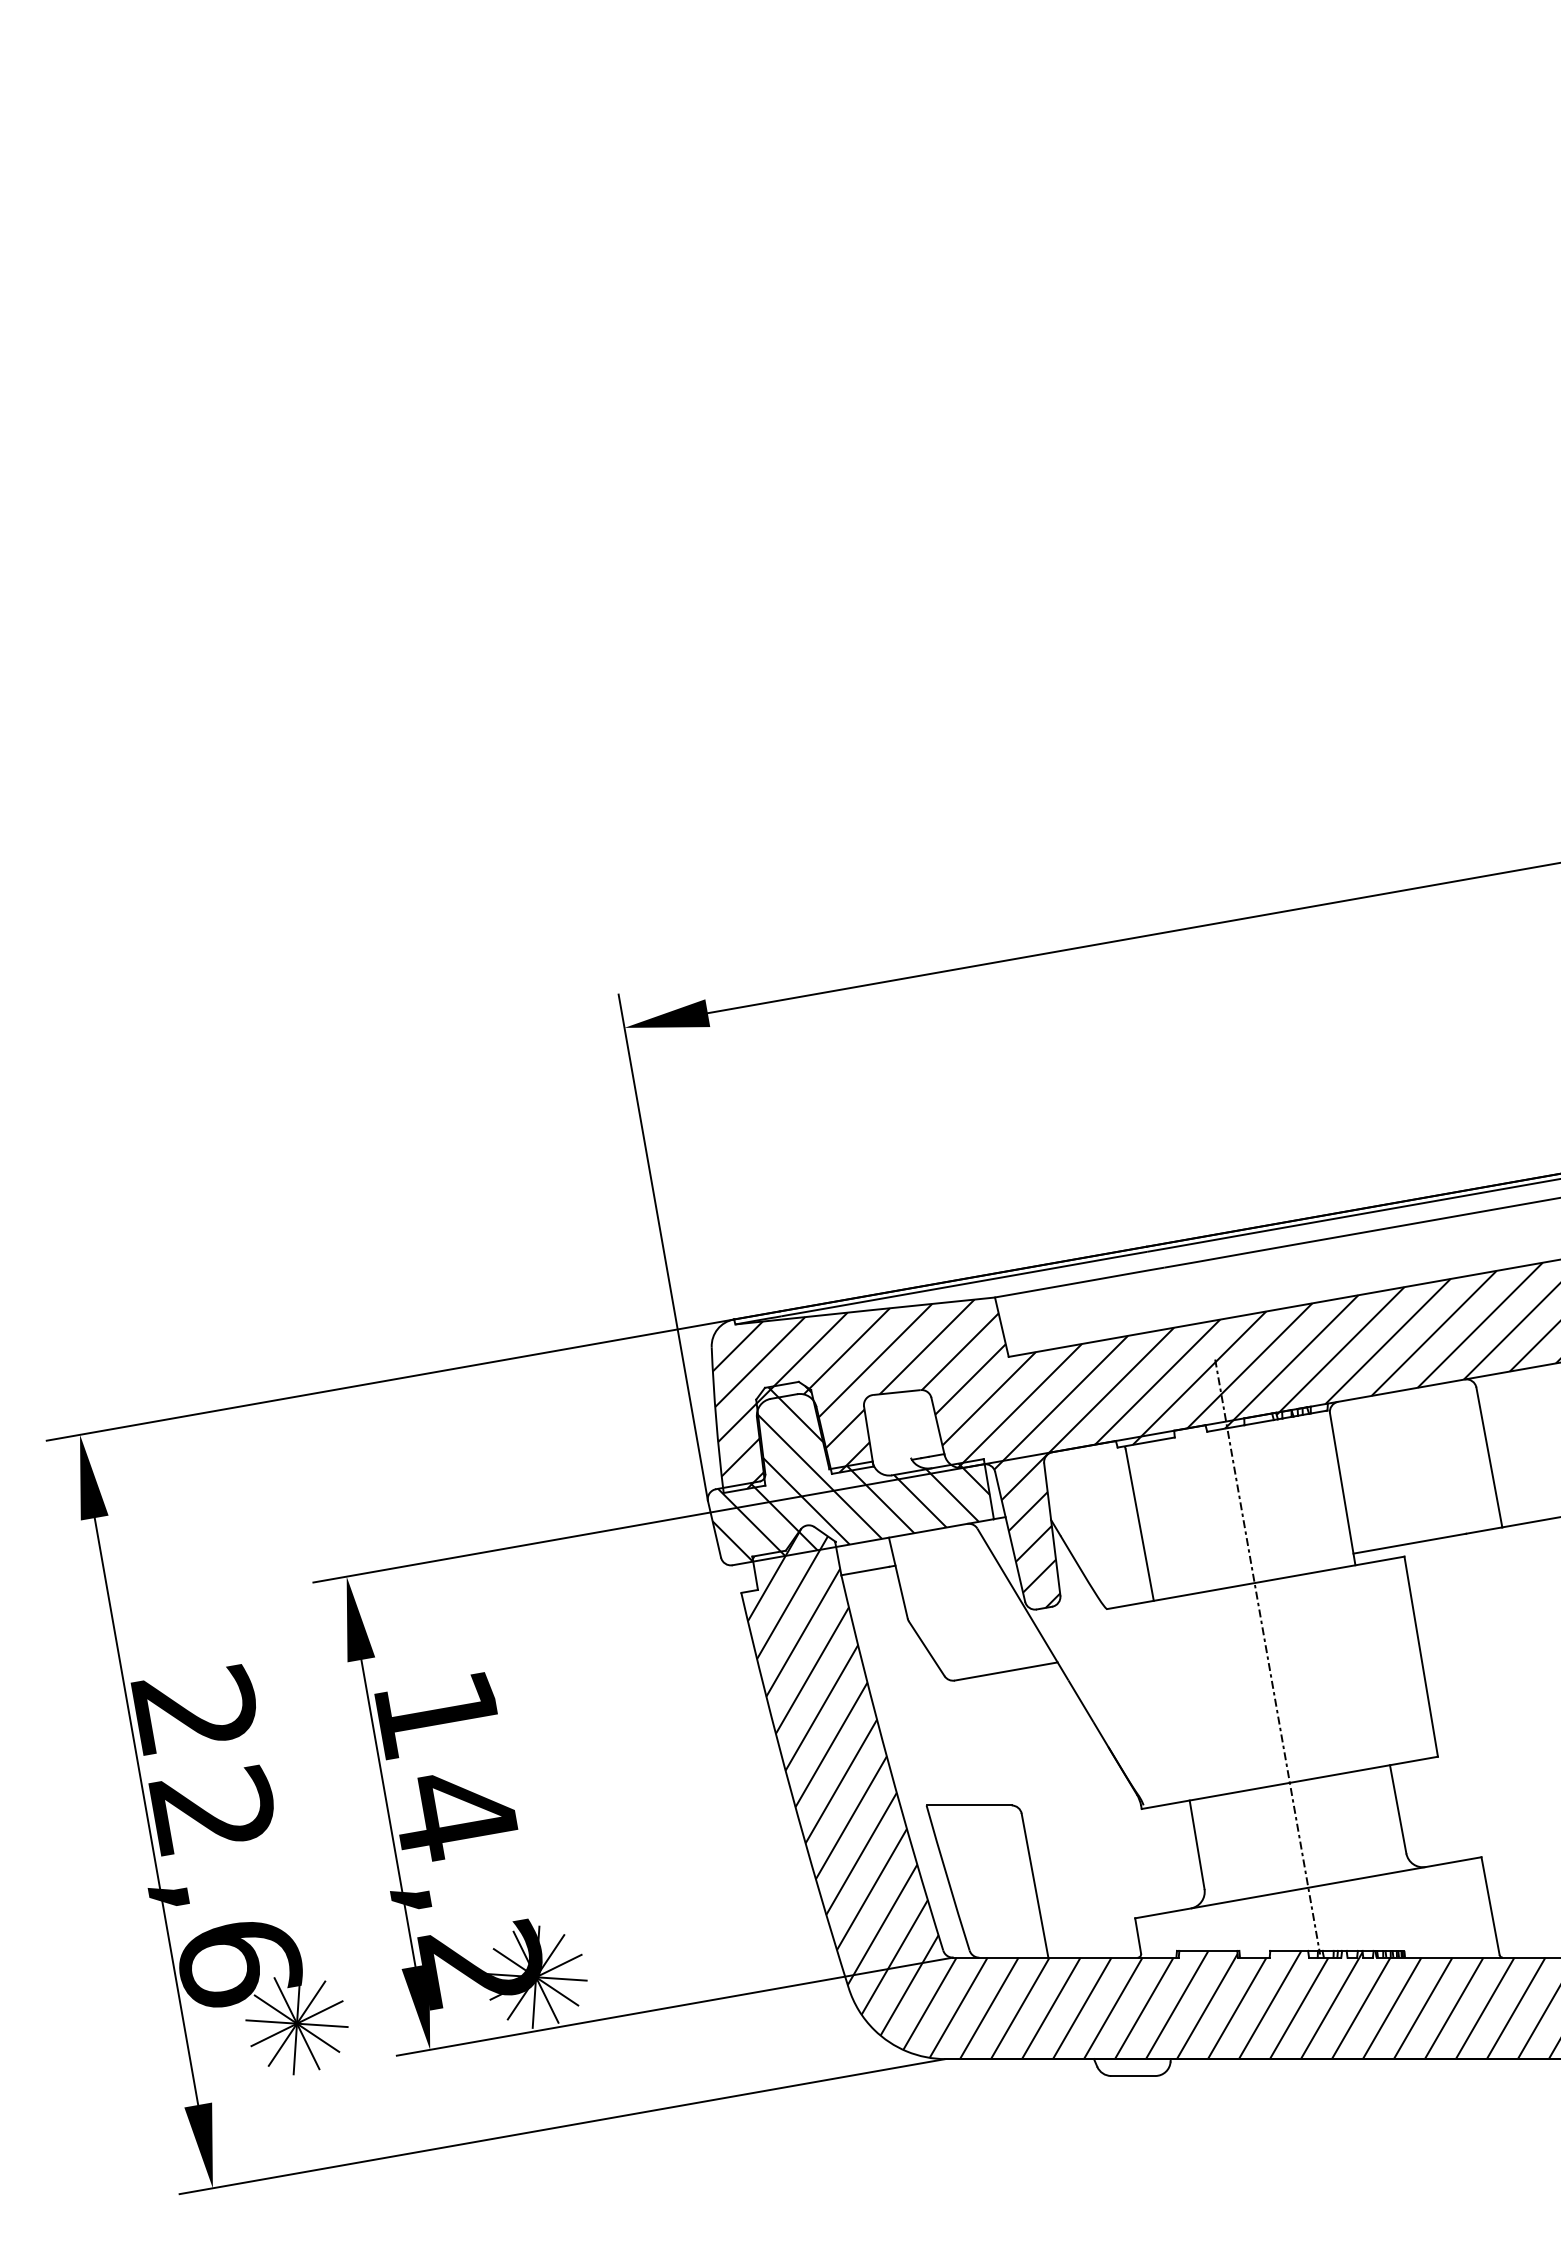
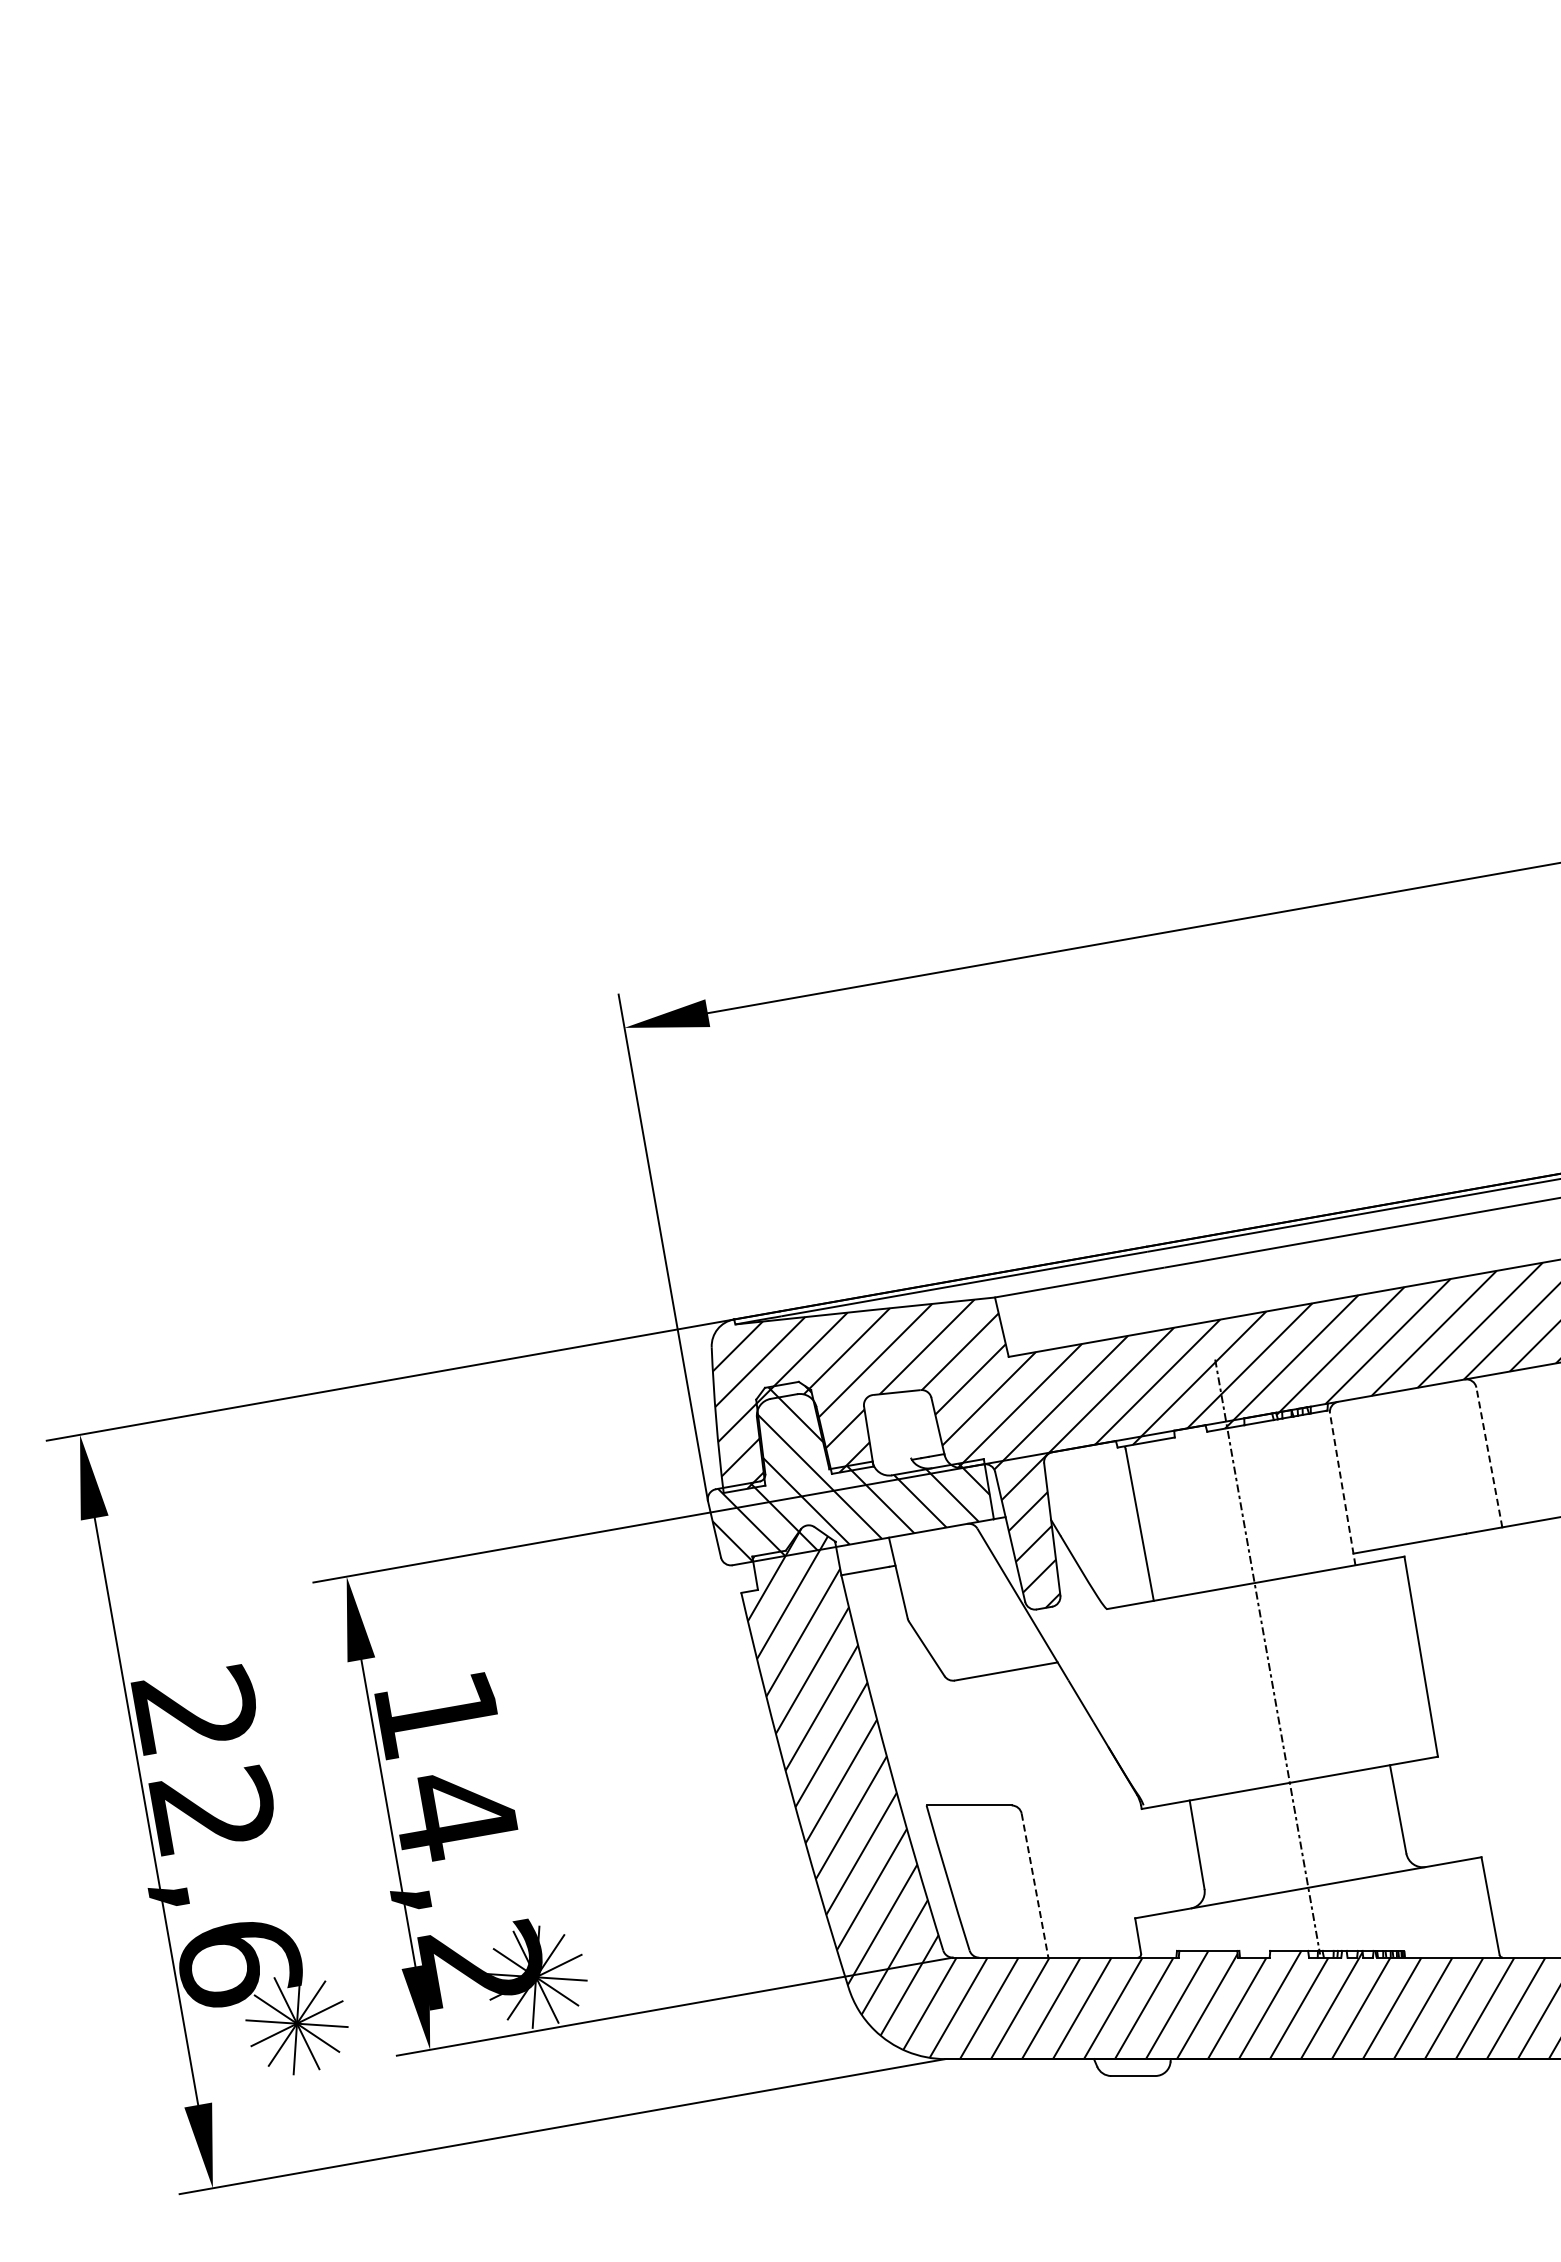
line: solid -> dashed (1489, 1457)
line: solid -> dashed (1342, 1489)
line: solid -> dashed (1035, 1886)
